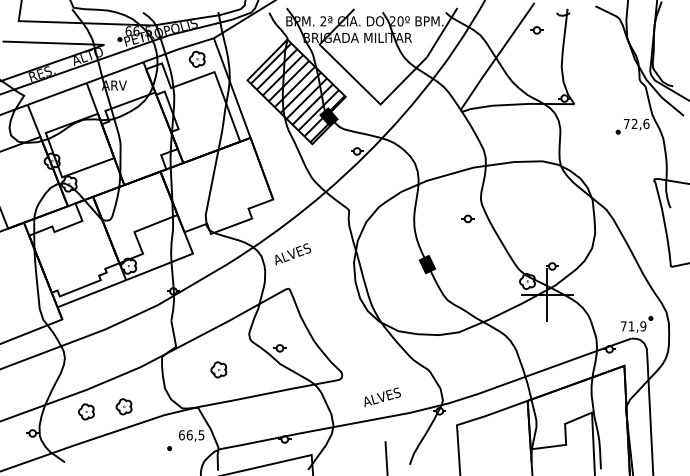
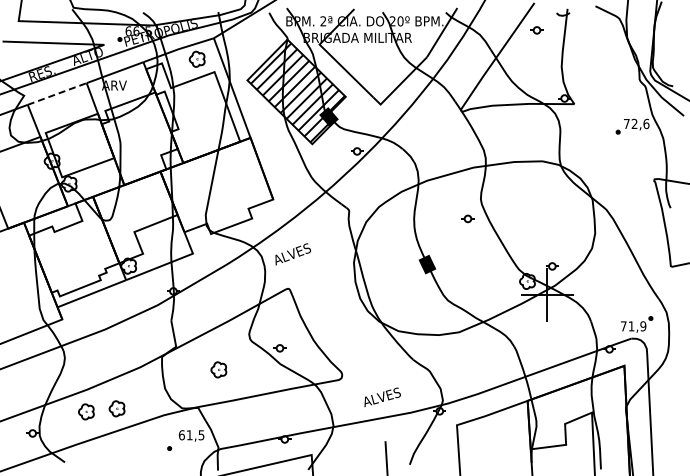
line: solid -> dashed (57, 93)
part position: (123, 406) -> (116, 408) (116, 408)
text: 66,5 -> 61,5 (189, 435)
